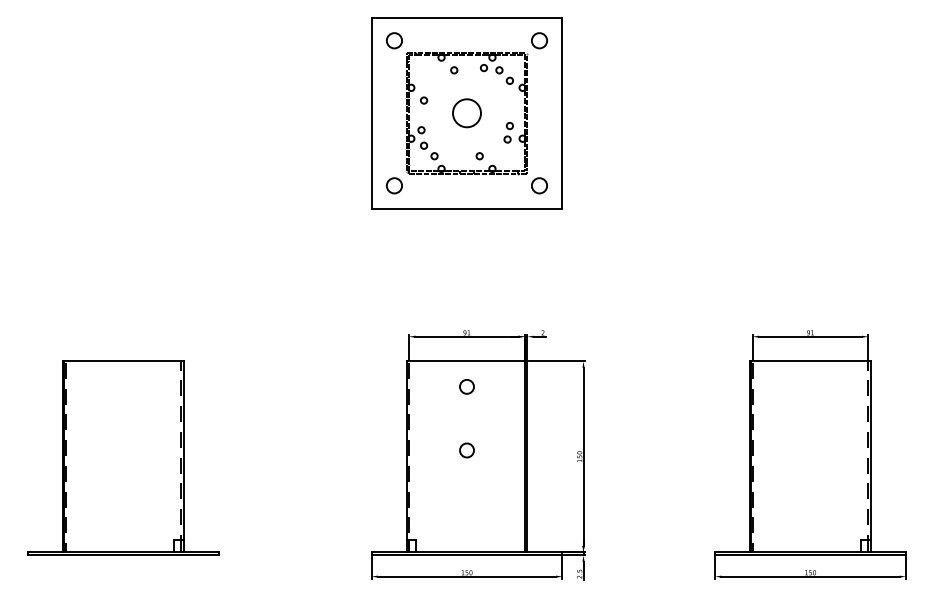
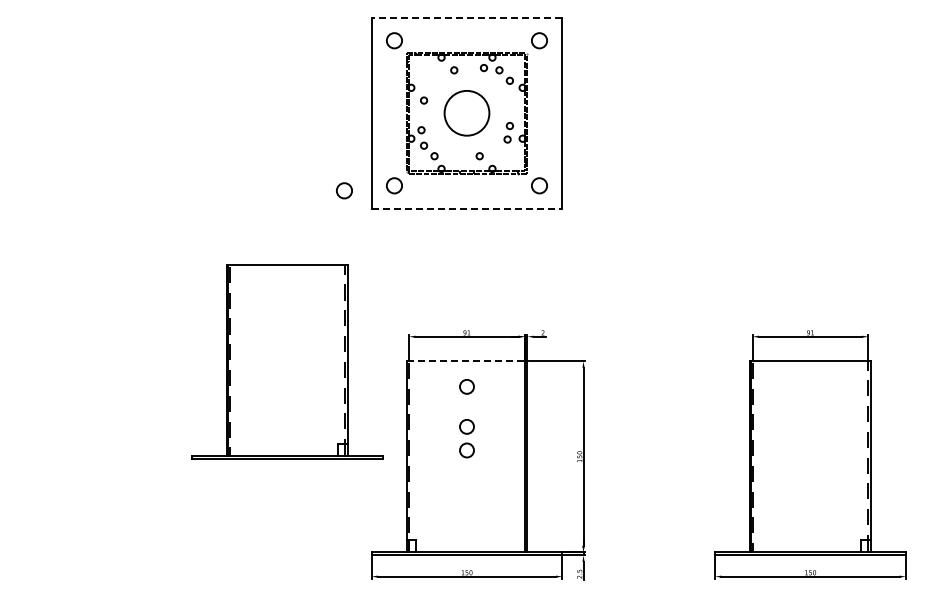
line: solid -> dashed (466, 17)
circle diameter: 28 px -> 45 px (466, 112)
circle: none -> present (344, 190)
line: solid -> dashed (467, 208)
line: solid -> dashed (466, 361)
circle: none -> present (466, 426)
part position: (123, 457) -> (287, 361) (287, 361)
